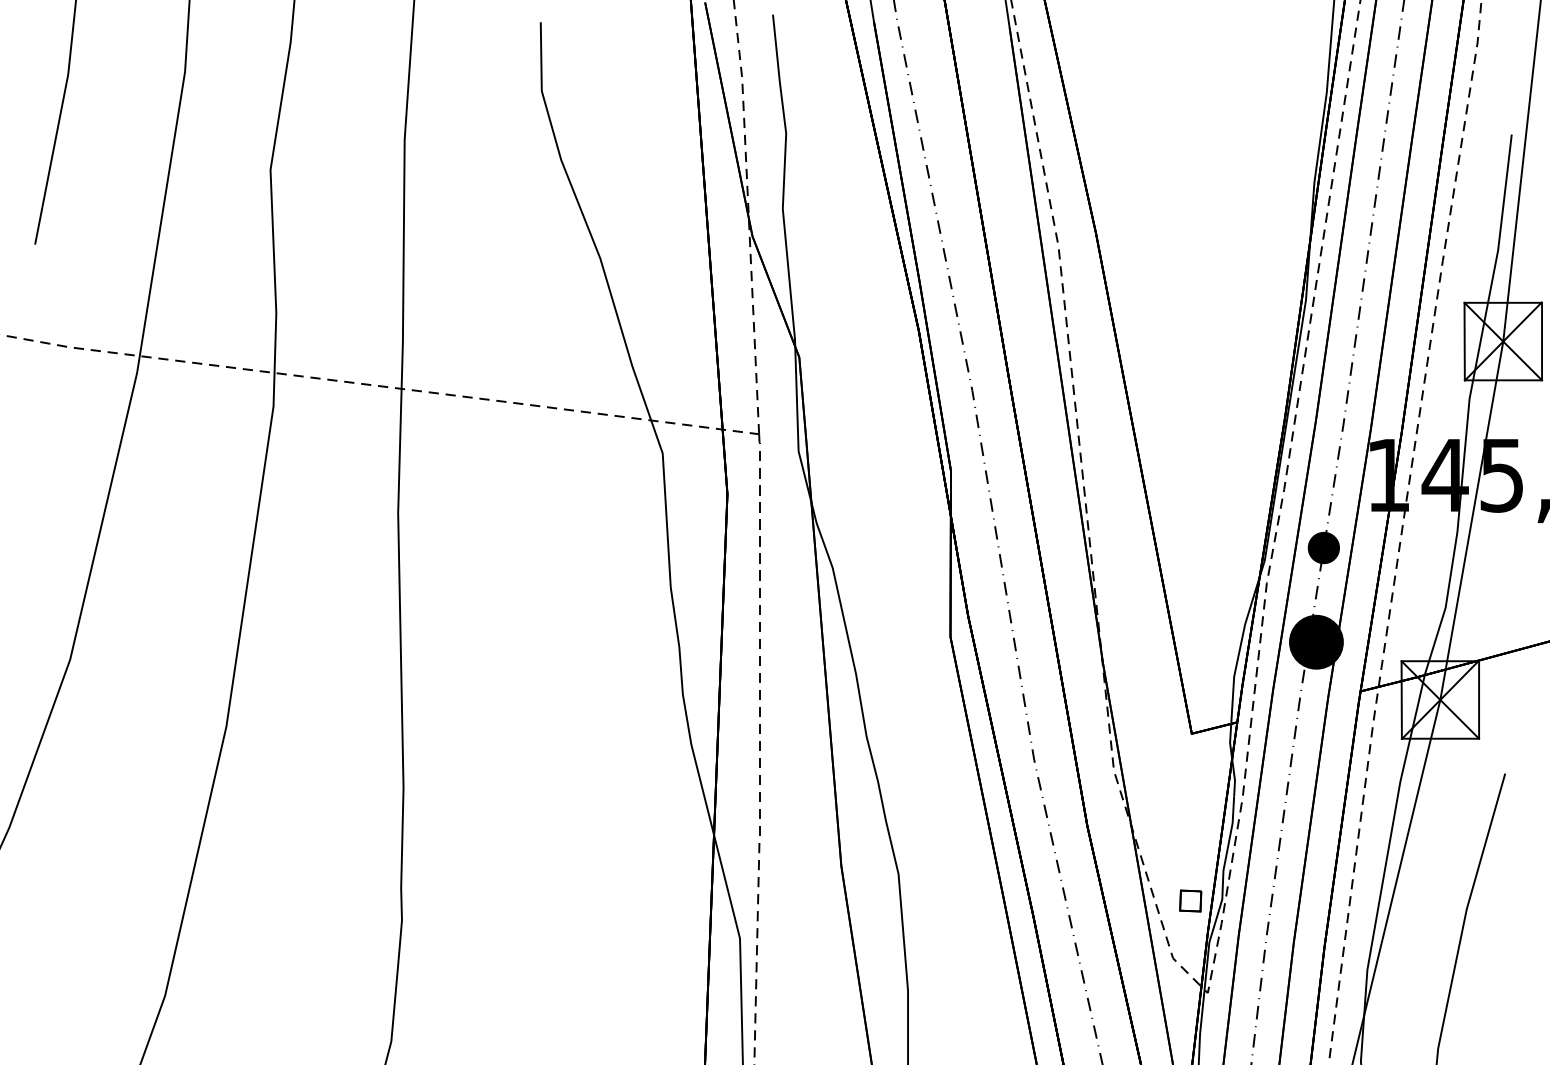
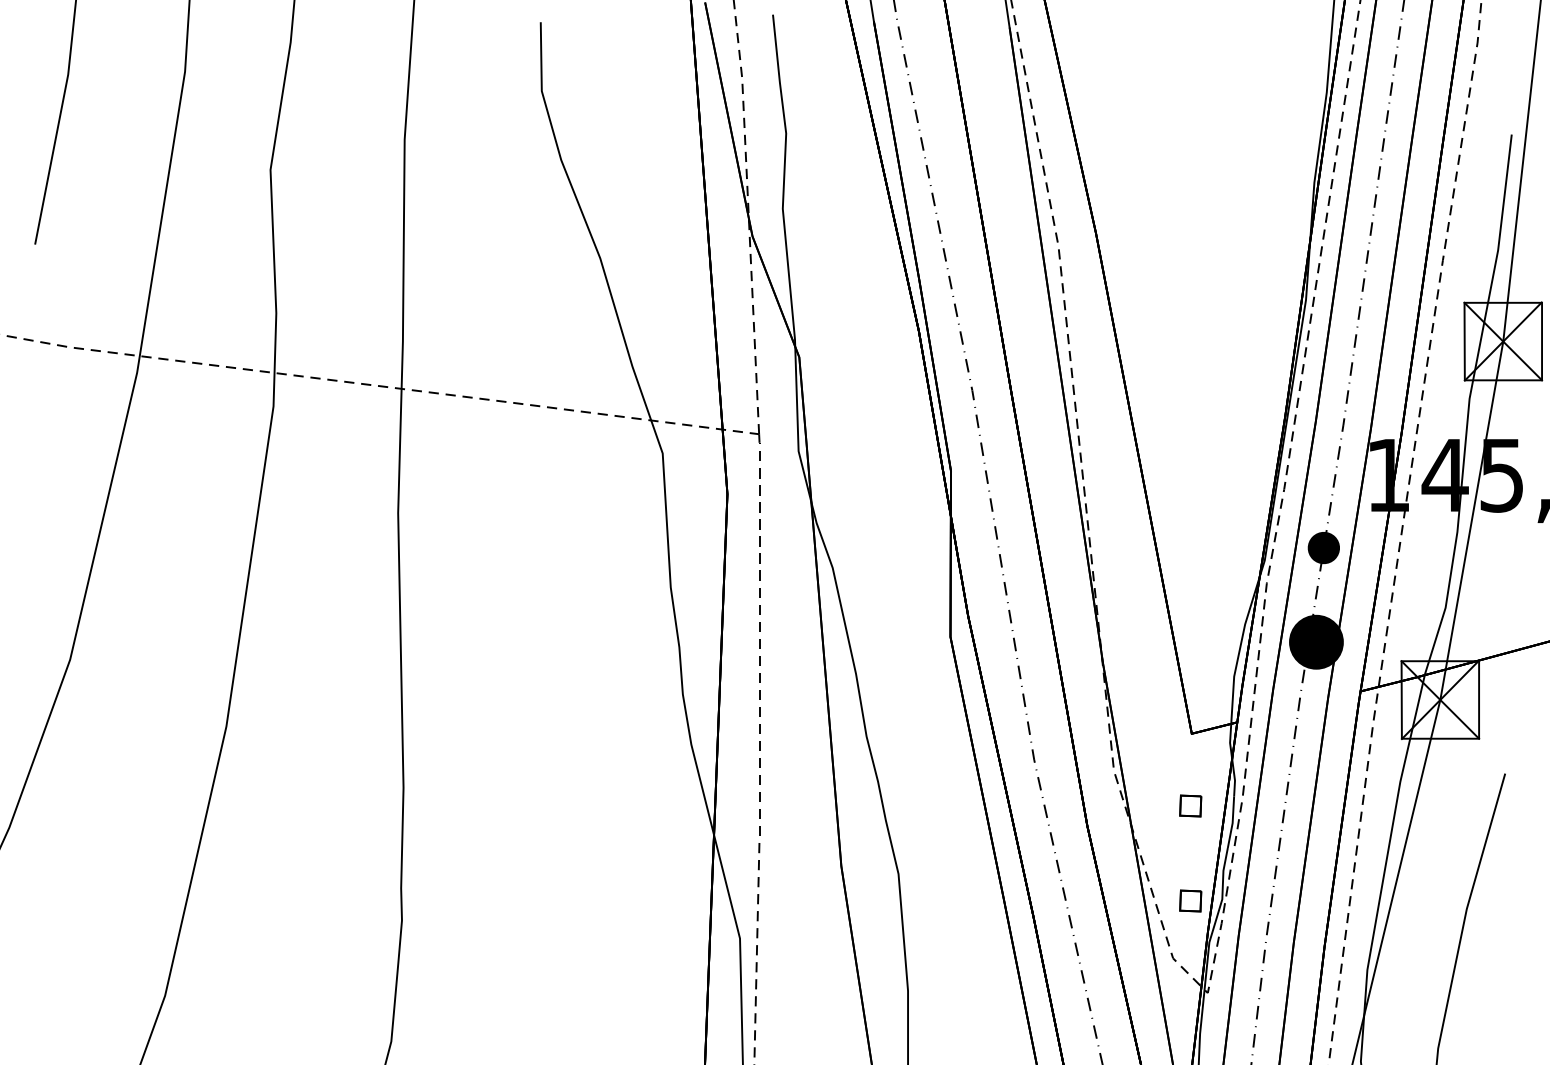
part: none -> present (1190, 805)
